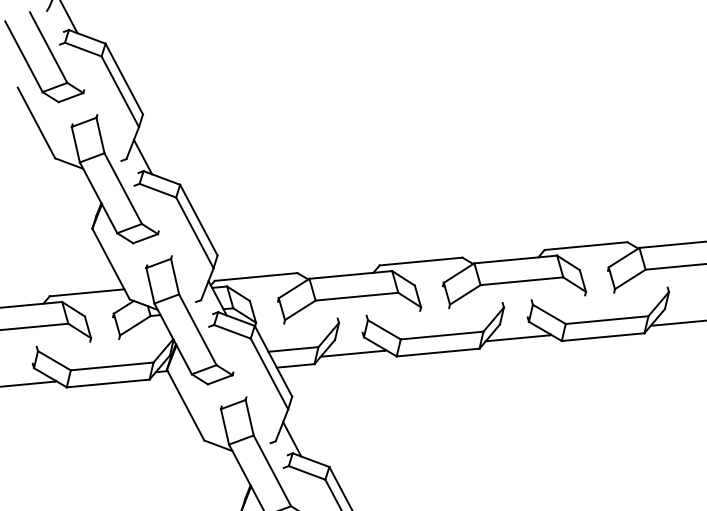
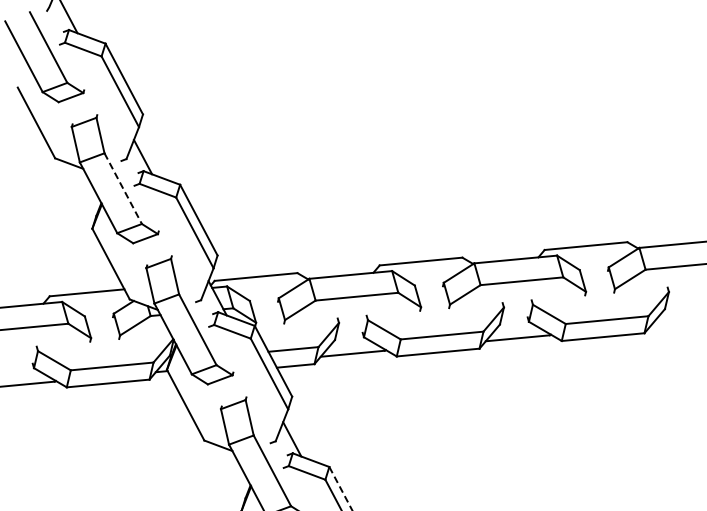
line: solid -> dashed (123, 188)
line: present -> none (676, 322)
line: solid -> dashed (340, 488)
